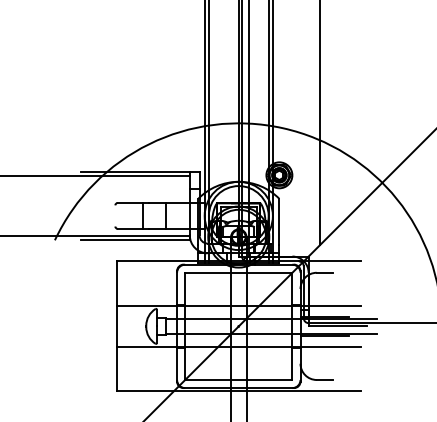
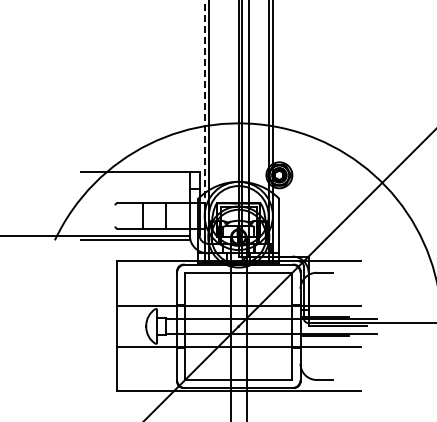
line: solid -> dashed (204, 102)
line: present -> none (320, 123)
line: present -> none (95, 176)
